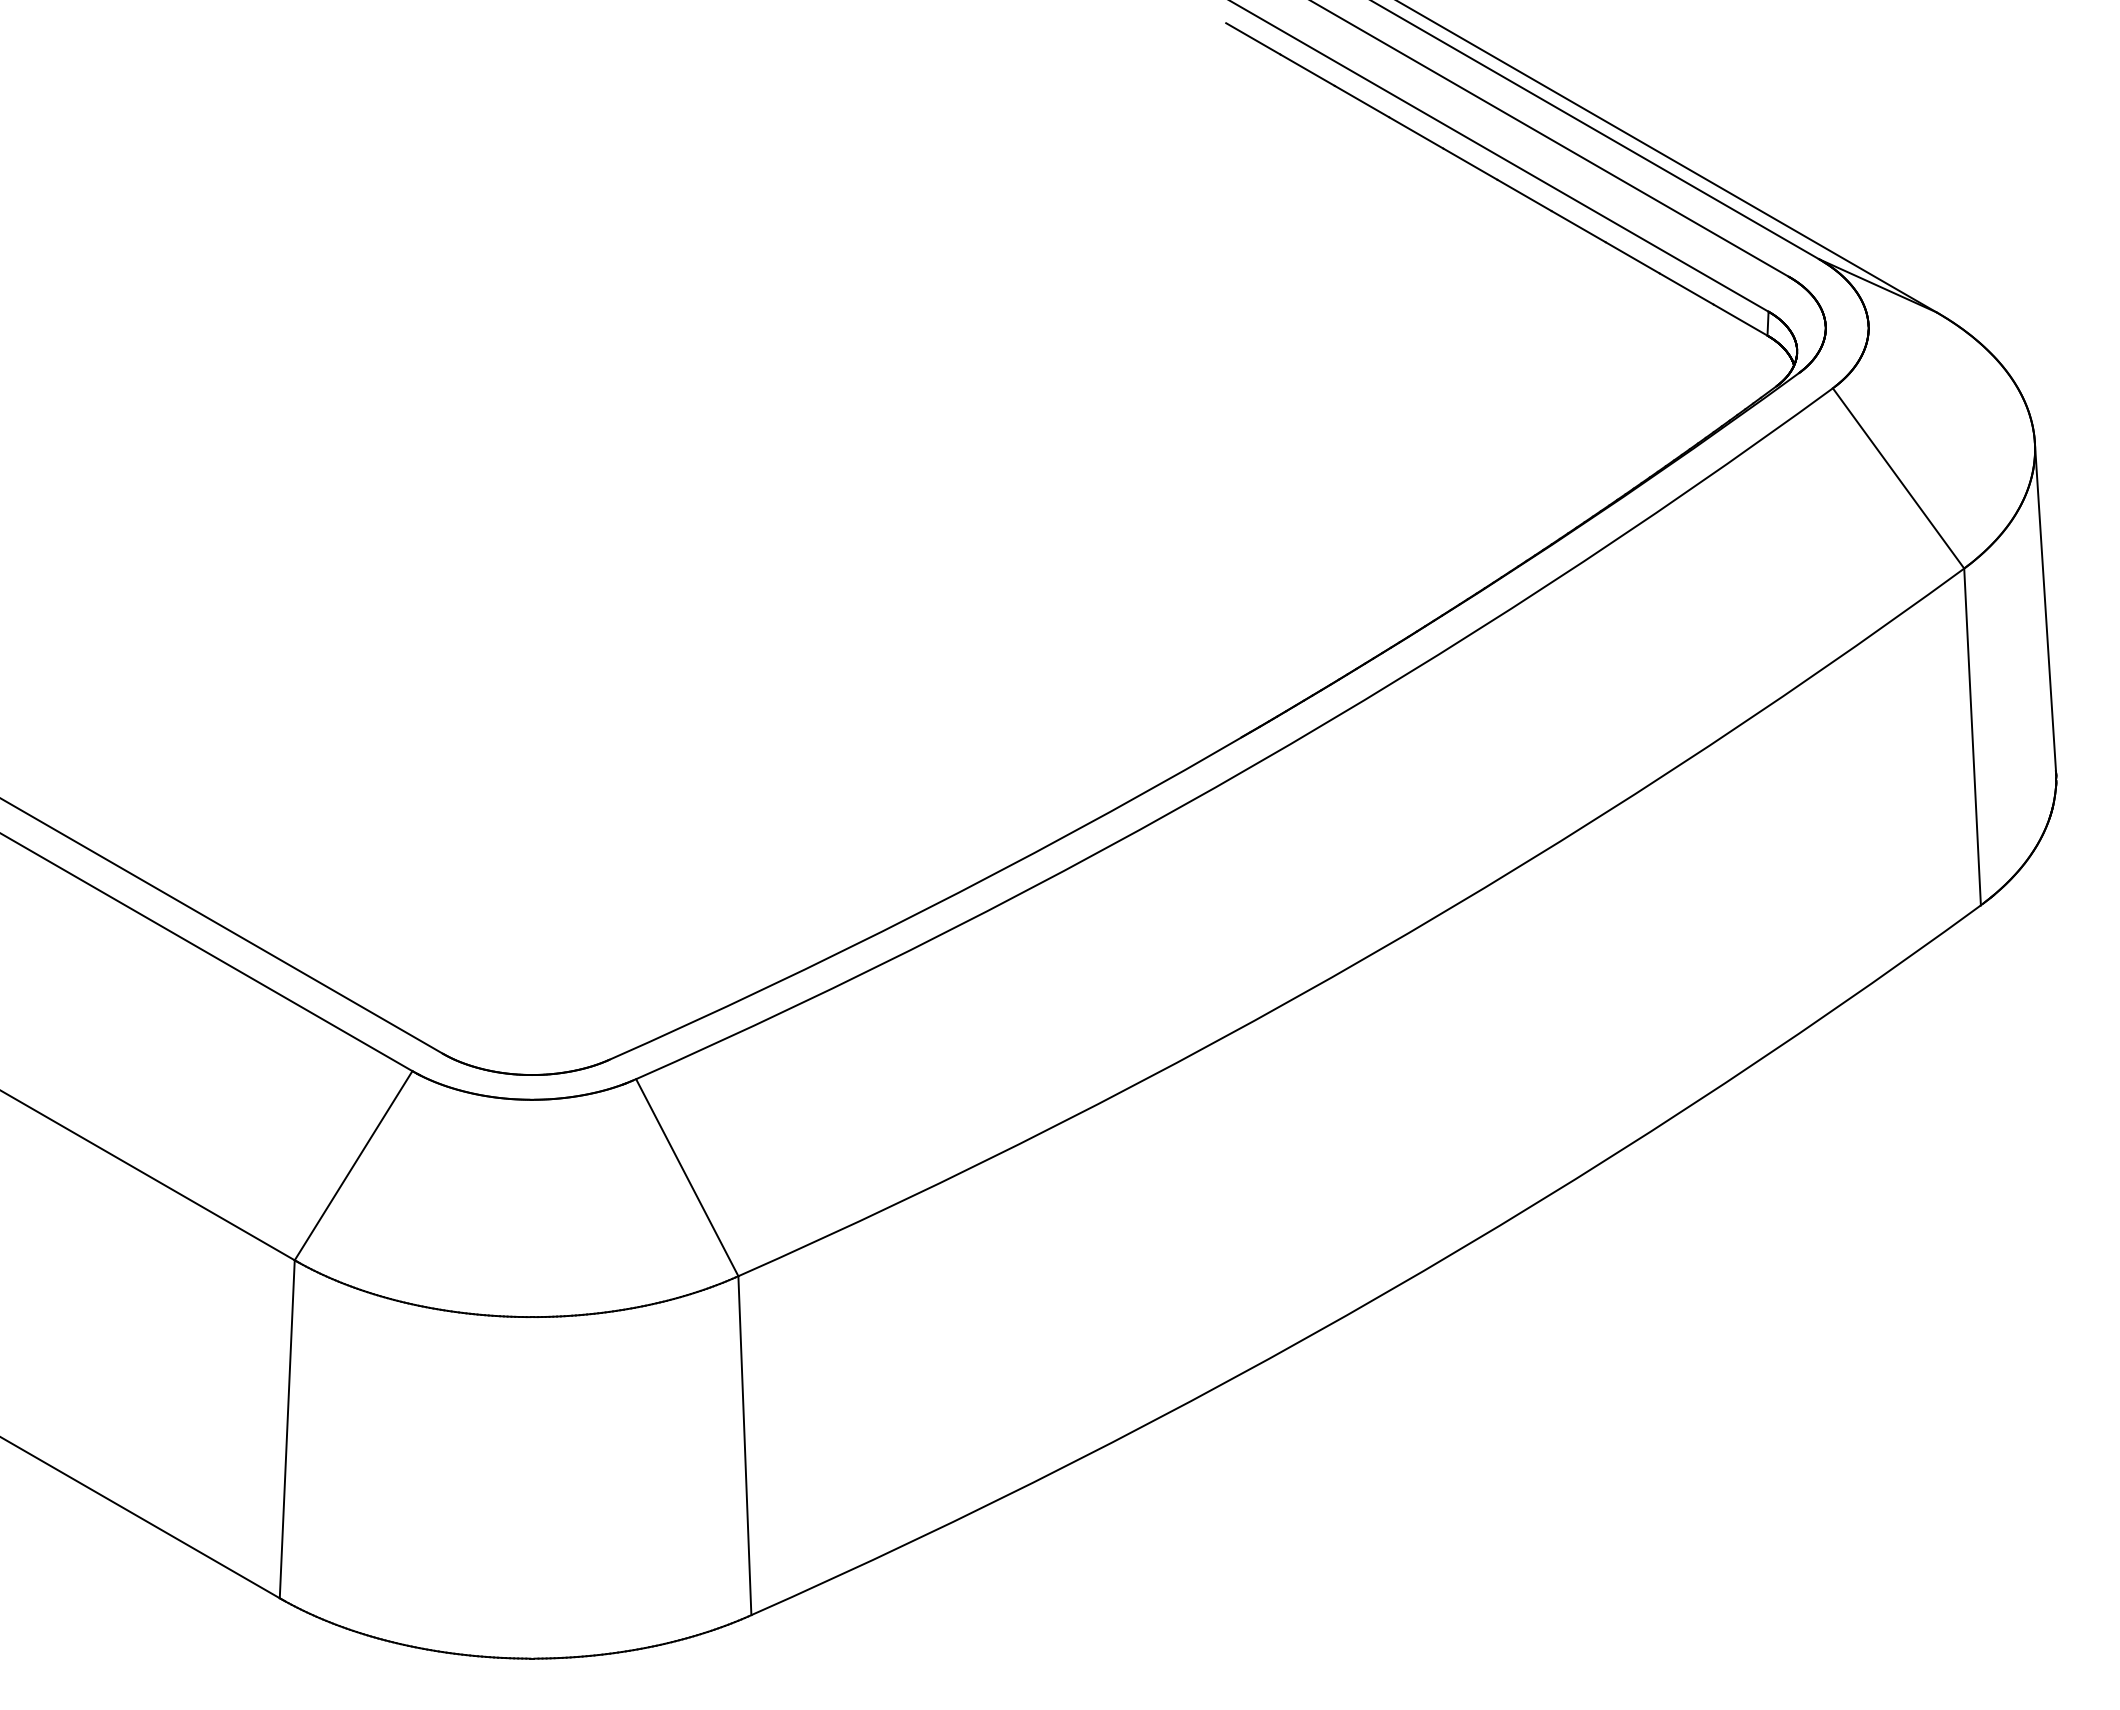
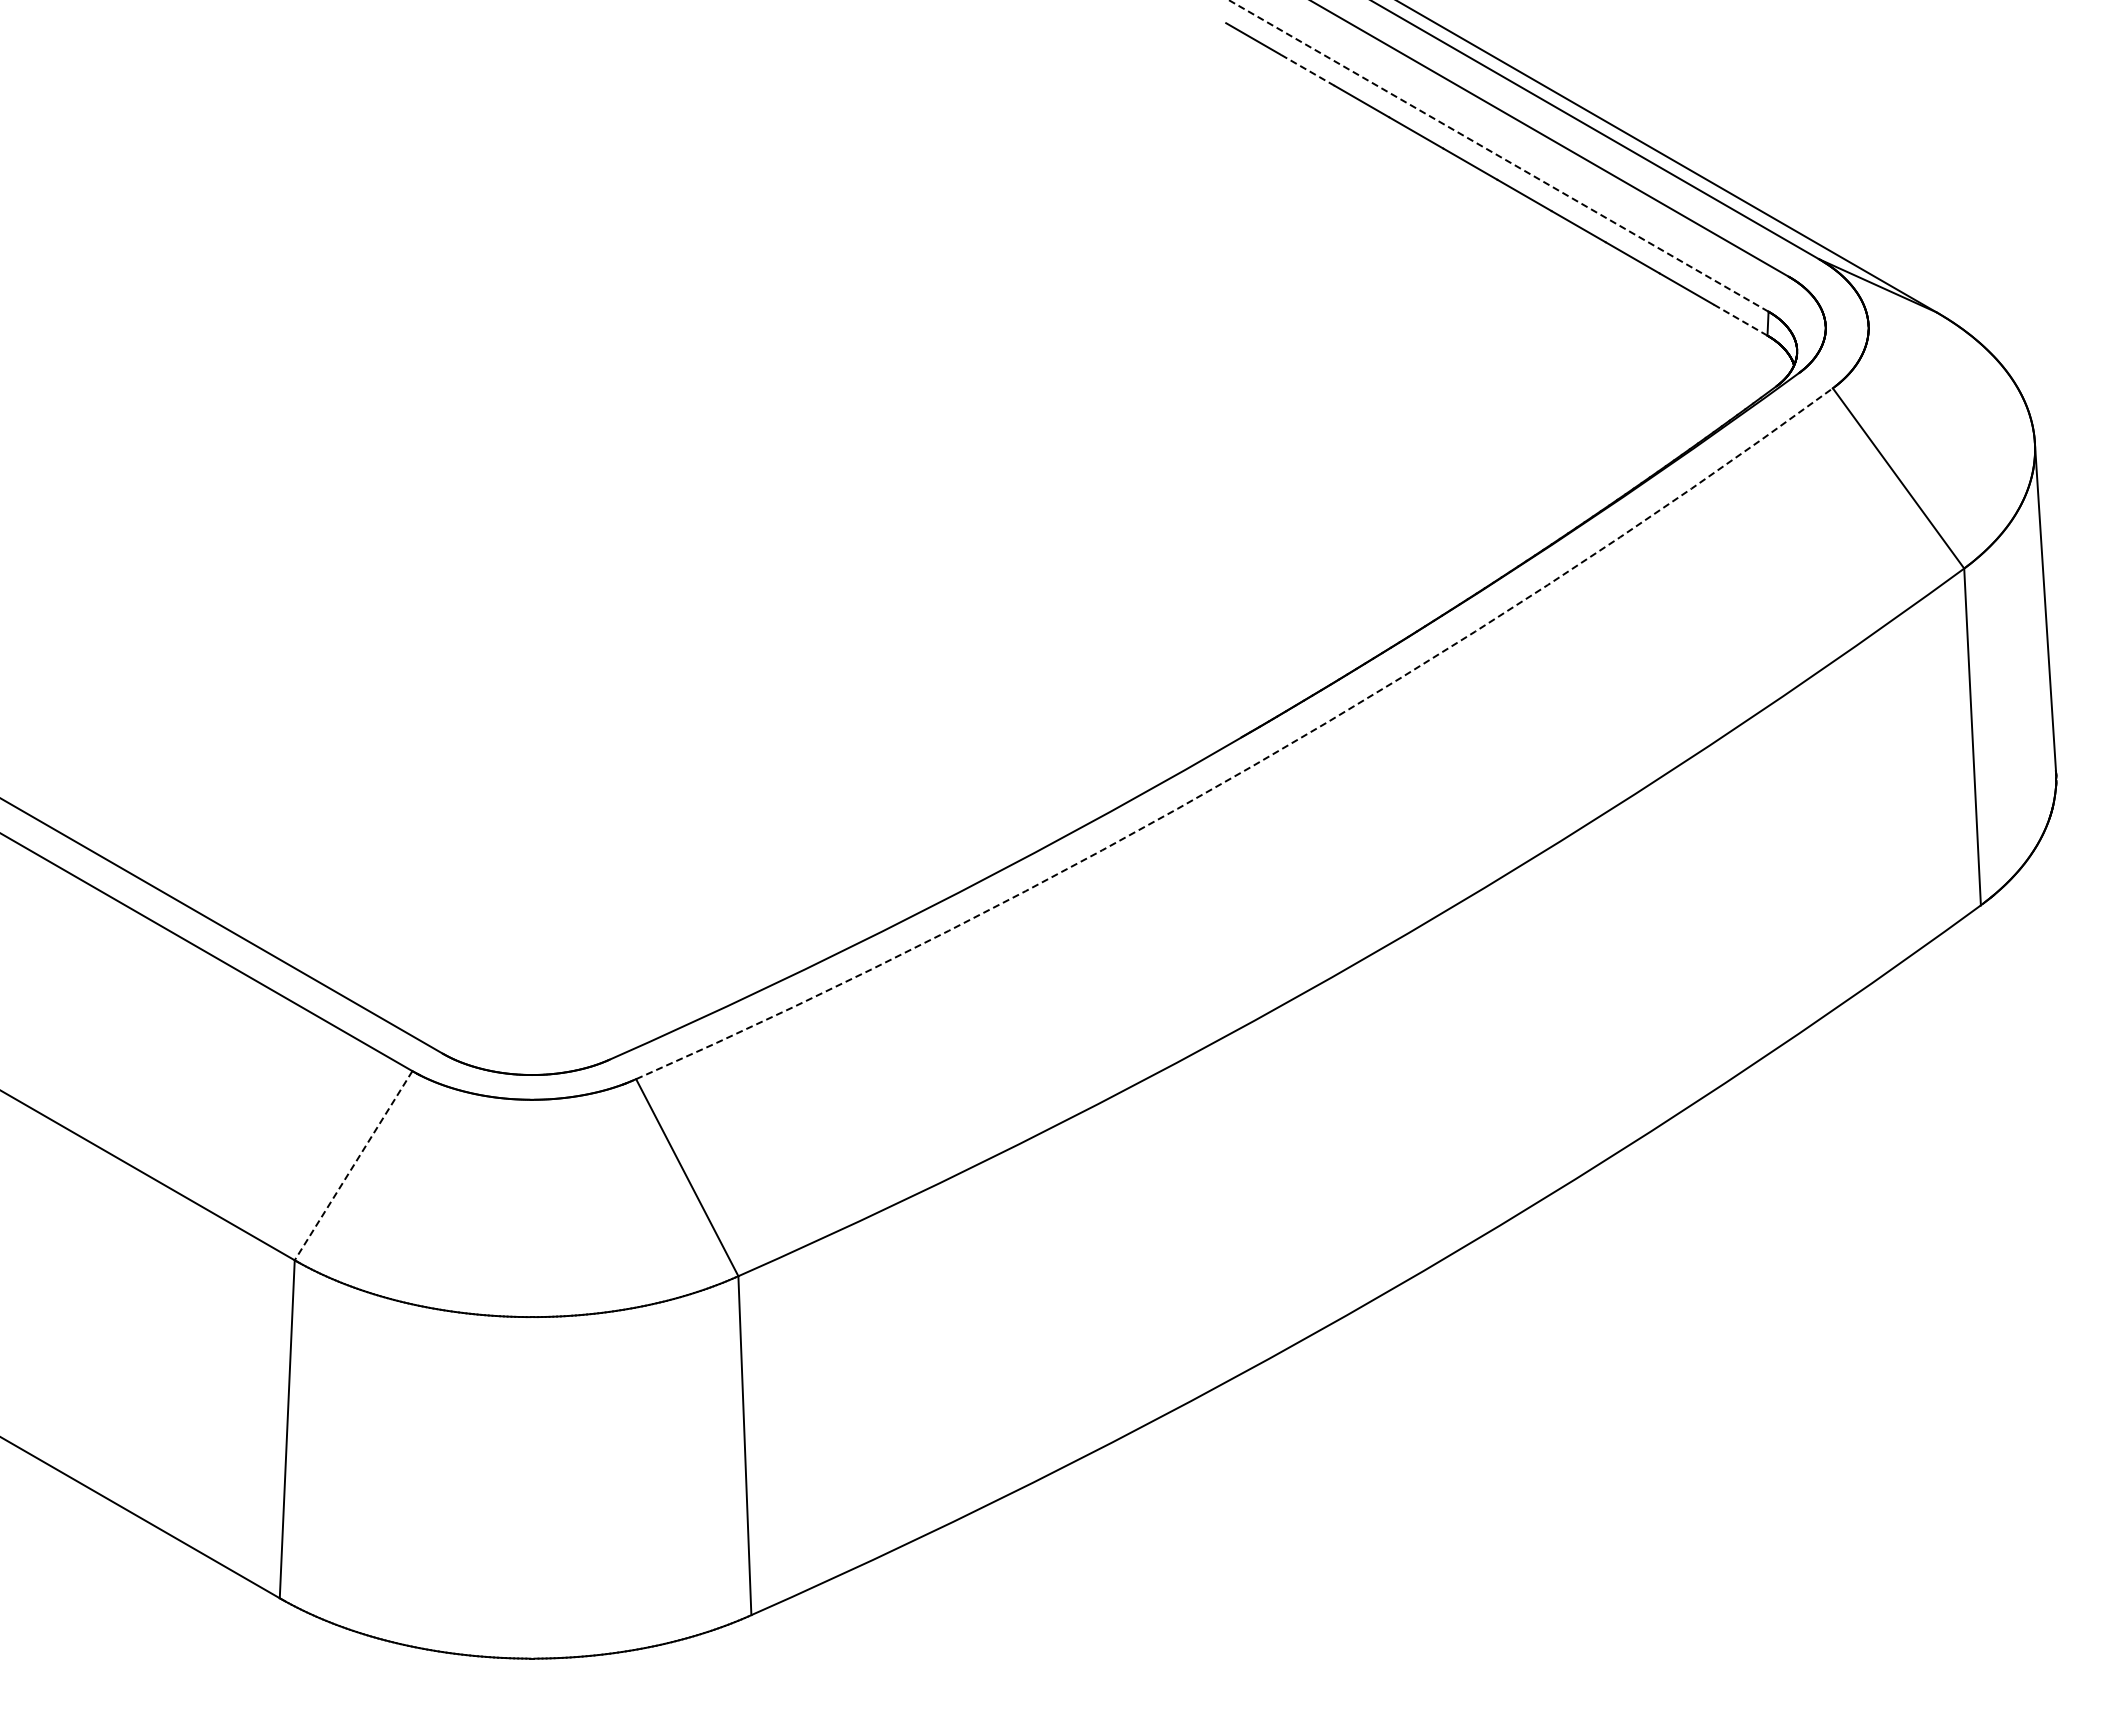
line: solid -> dashed (1307, 70)
line: solid -> dashed (1498, 155)
line: solid -> dashed (1740, 319)
arc: solid -> dashed (1253, 765)
line: solid -> dashed (353, 1166)
